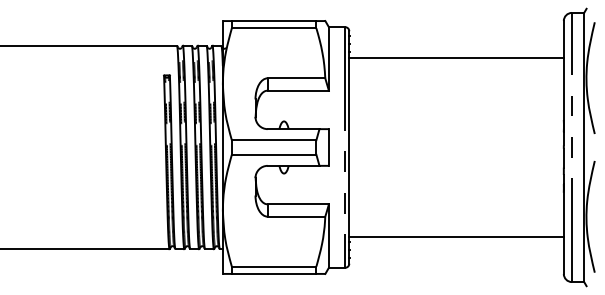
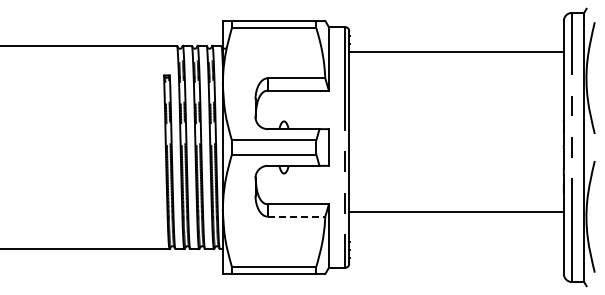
line position: (456, 57) -> (456, 51) (456, 51)
line: solid -> dashed (296, 216)
line position: (456, 237) -> (456, 212) (456, 212)
